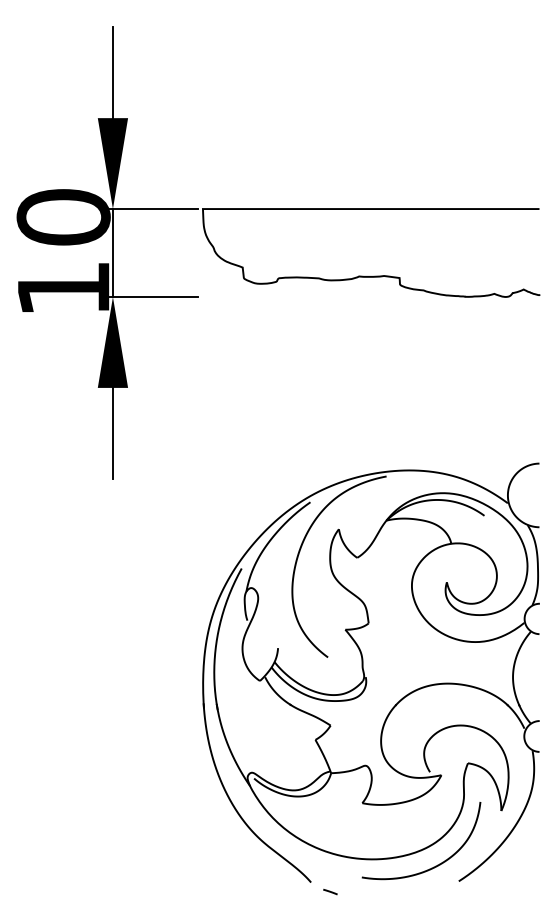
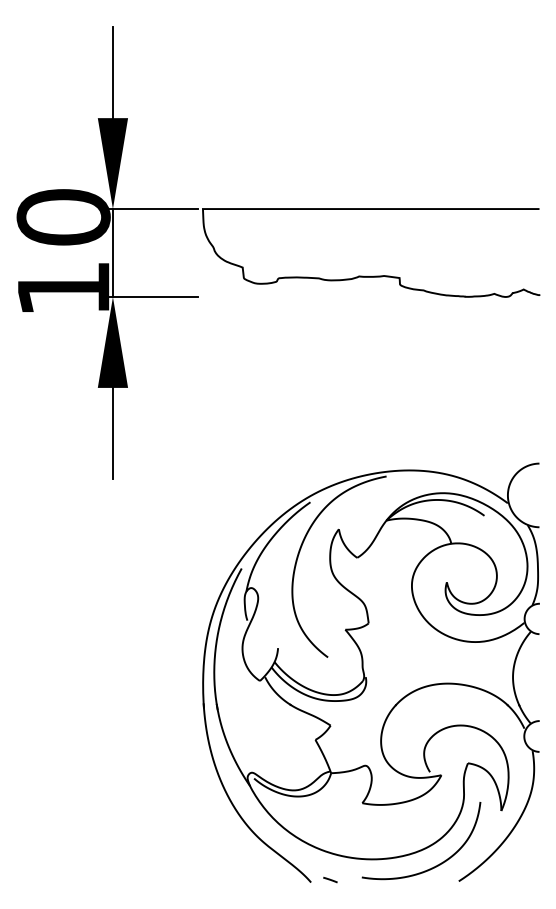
line position: (330, 891) -> (330, 879) (330, 879)
